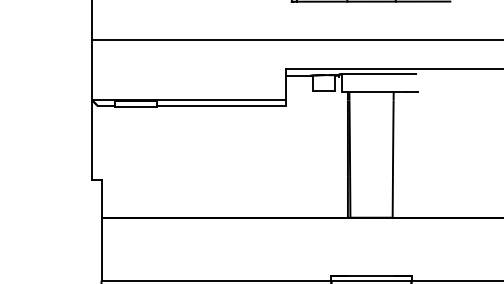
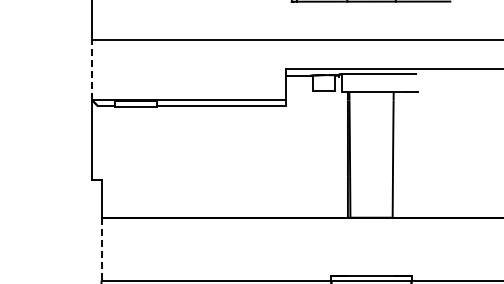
line: solid -> dashed (92, 69)
line: solid -> dashed (101, 249)
